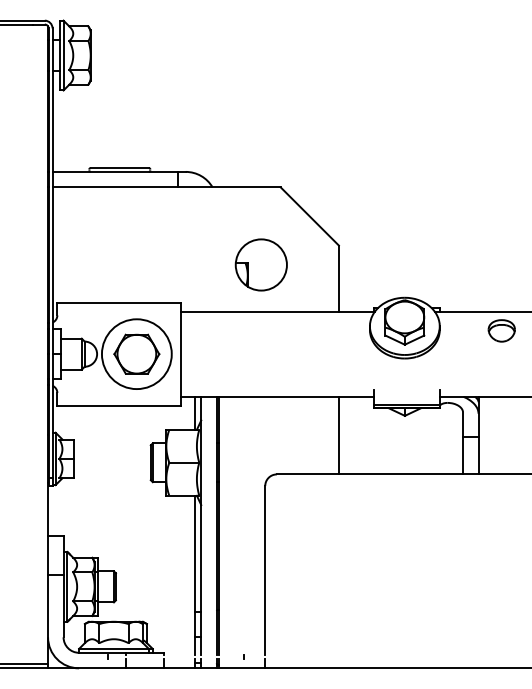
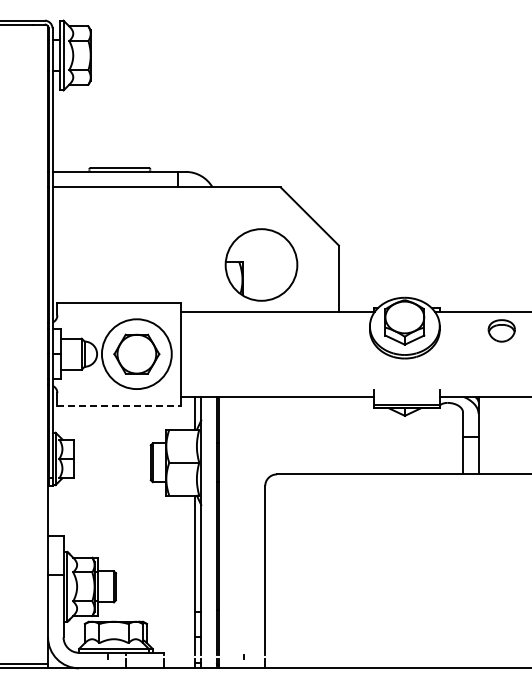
part size: 54x54 px -> 75x74 px (261, 264)
line: solid -> dashed (119, 405)
line: present -> none (338, 435)
